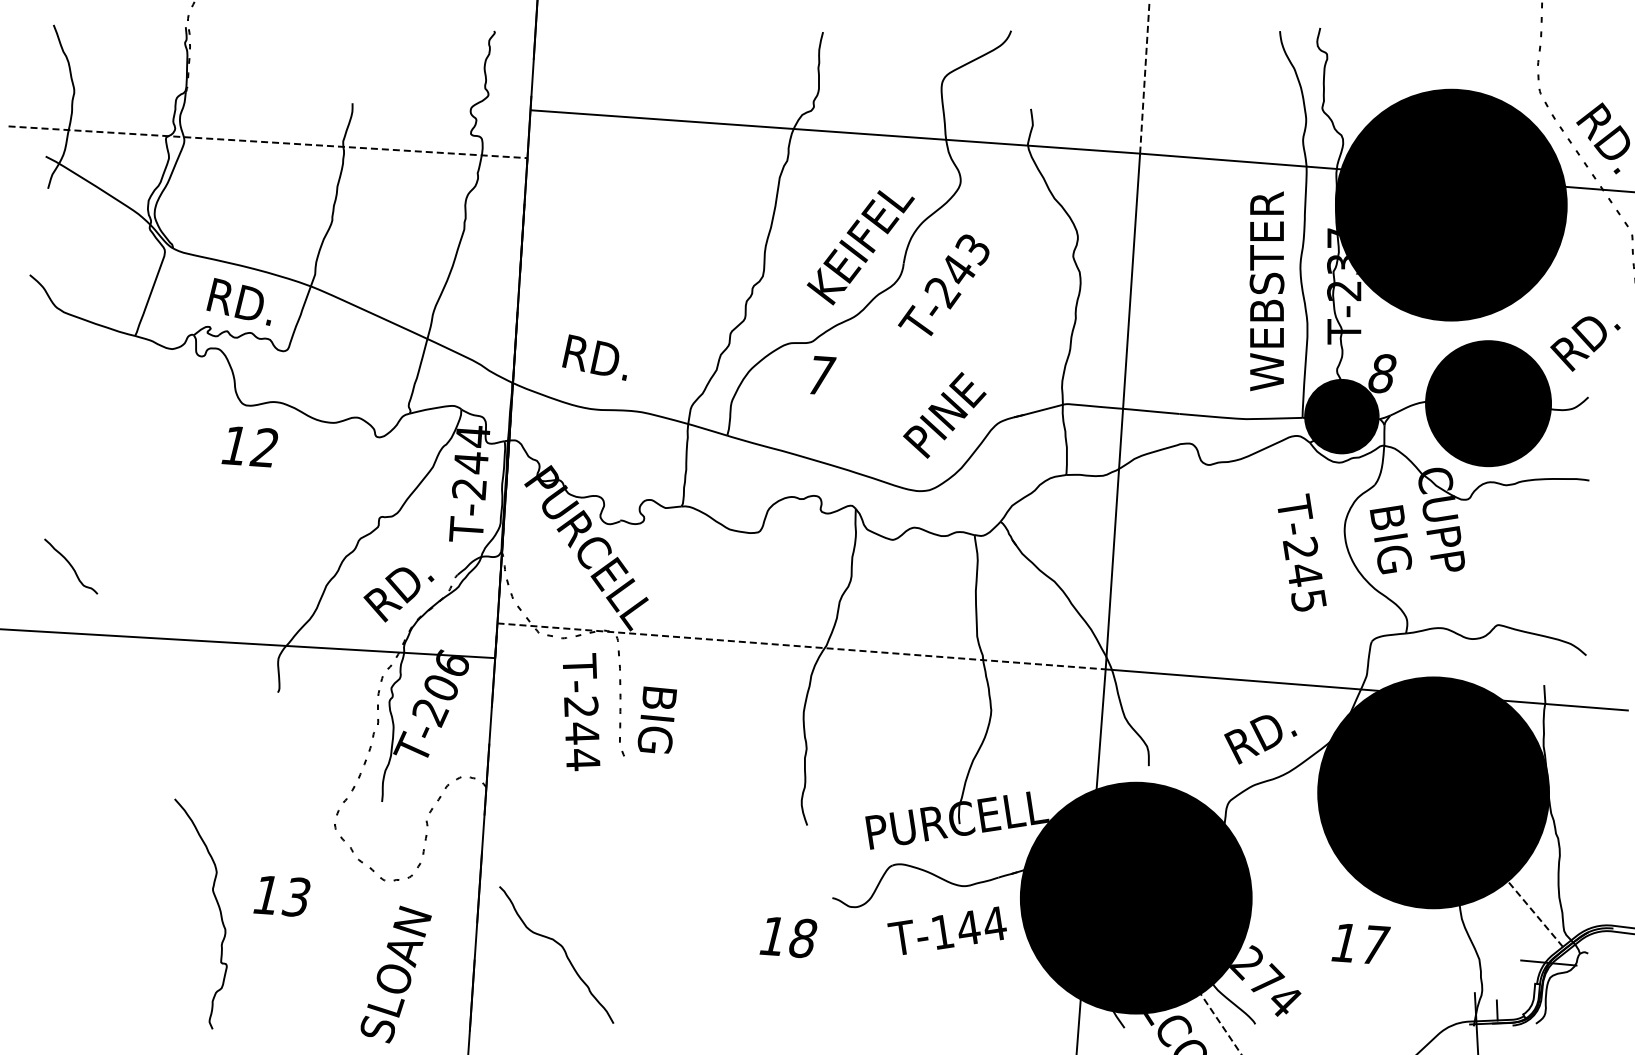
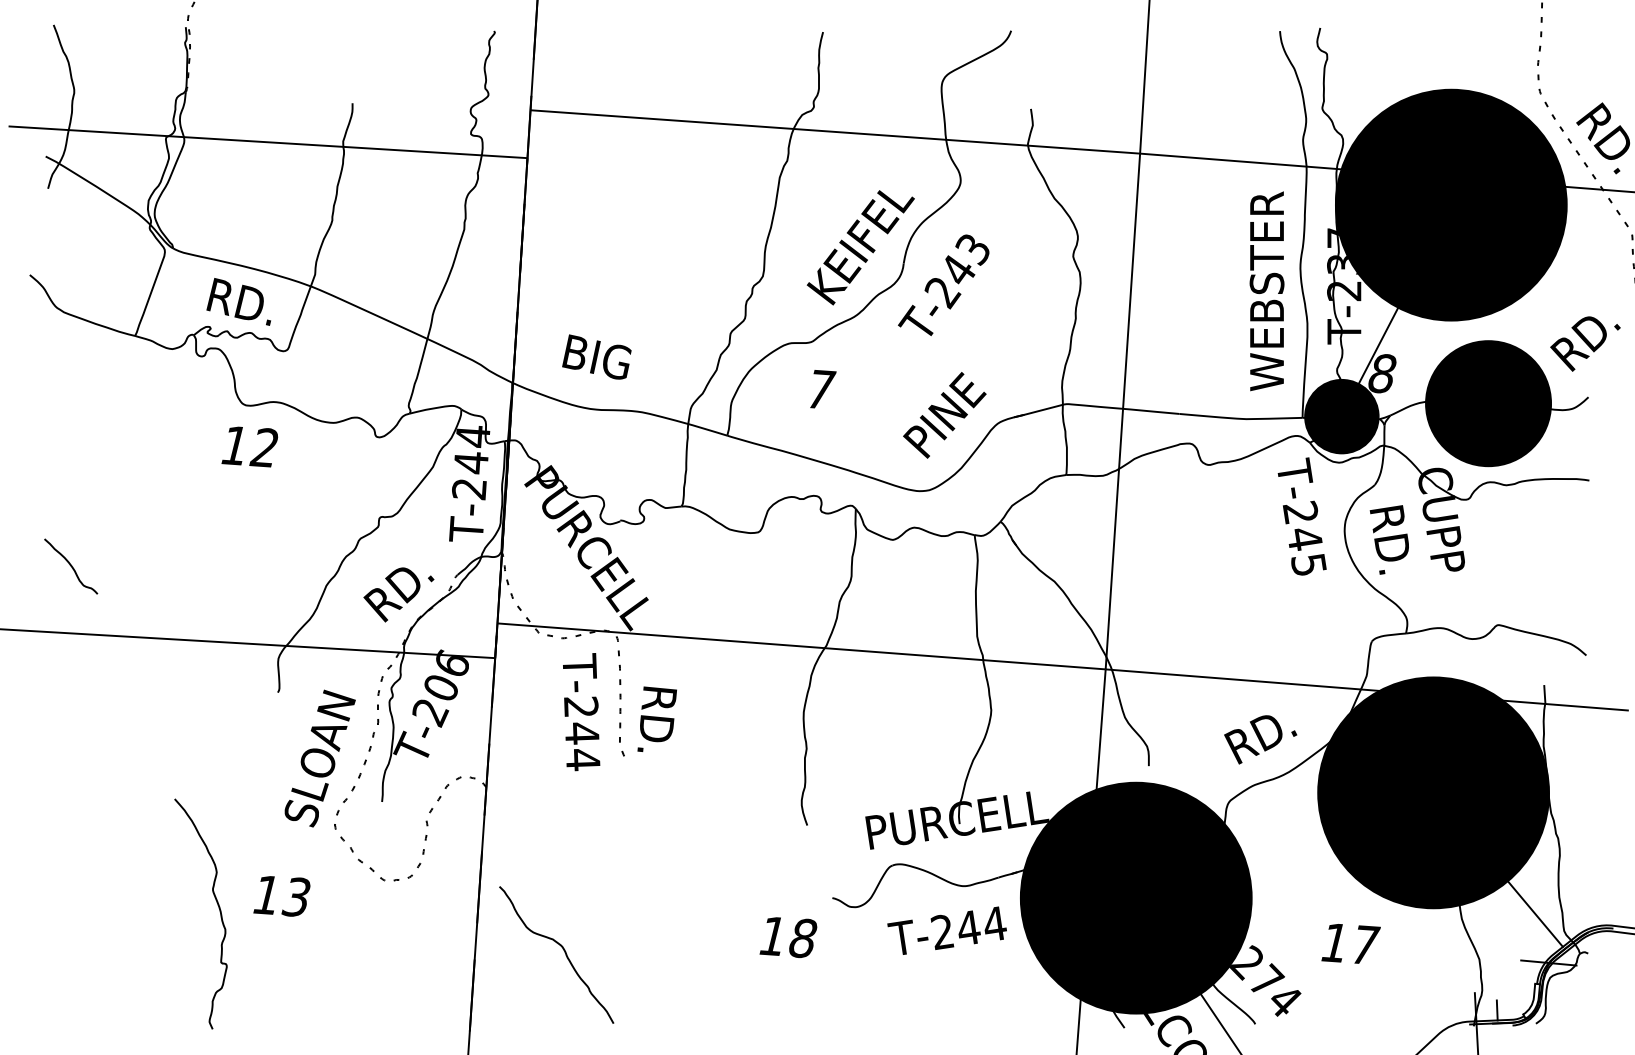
line: dashed -> solid (1144, 76)
line: dashed -> solid (268, 142)
line: none -> present (1378, 345)
text: RD. -> BIG (598, 358)
text position: (823, 375) -> (823, 389) (823, 389)
text: BIG -> RD. (1391, 542)
text position: (1301, 552) -> (1301, 516) (1301, 516)
line: dashed -> solid (801, 646)
text: BIG -> RD. (656, 721)
line: dashed -> solid (1535, 914)
text: T-144 -> T-244 (942, 932)
text position: (1360, 943) -> (1350, 943) (1350, 943)
text position: (395, 974) -> (319, 758) (319, 758)
line: dashed -> solid (1220, 1023)
